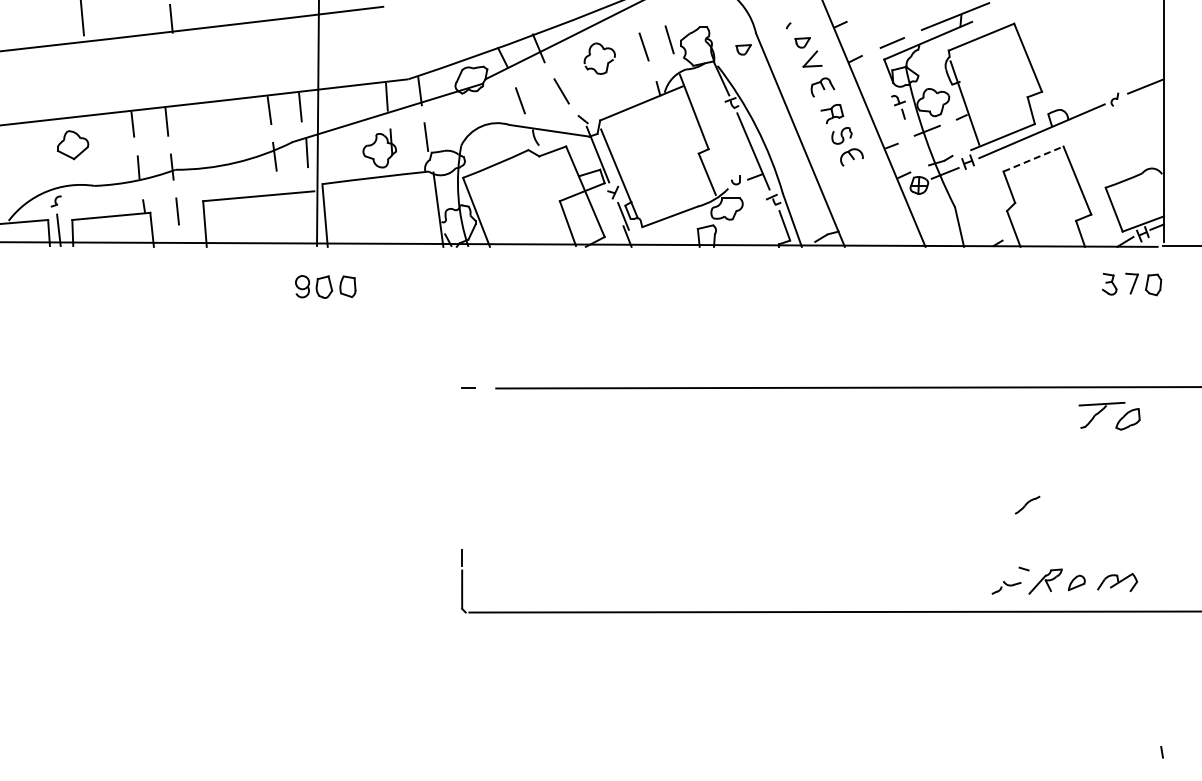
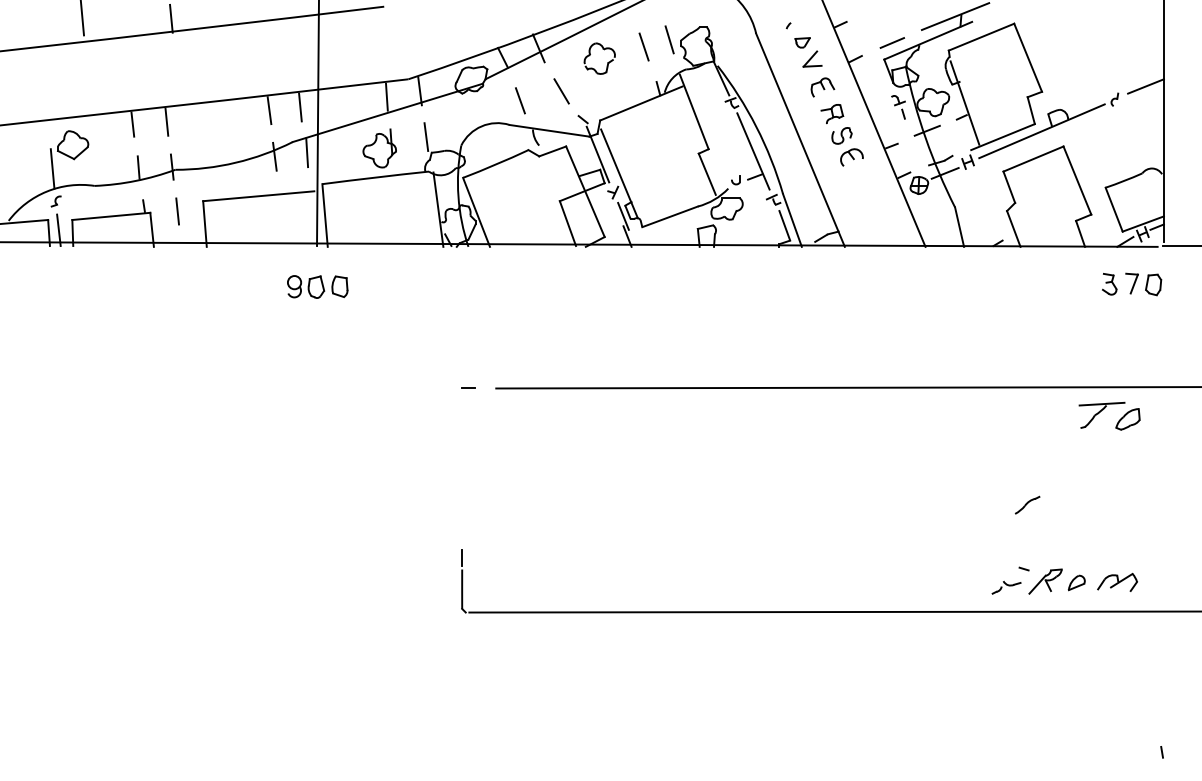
part: present -> none (743, 49)
line: dashed -> solid (1033, 159)
line: none -> present (52, 168)
part position: (325, 286) -> (317, 286) (317, 286)
